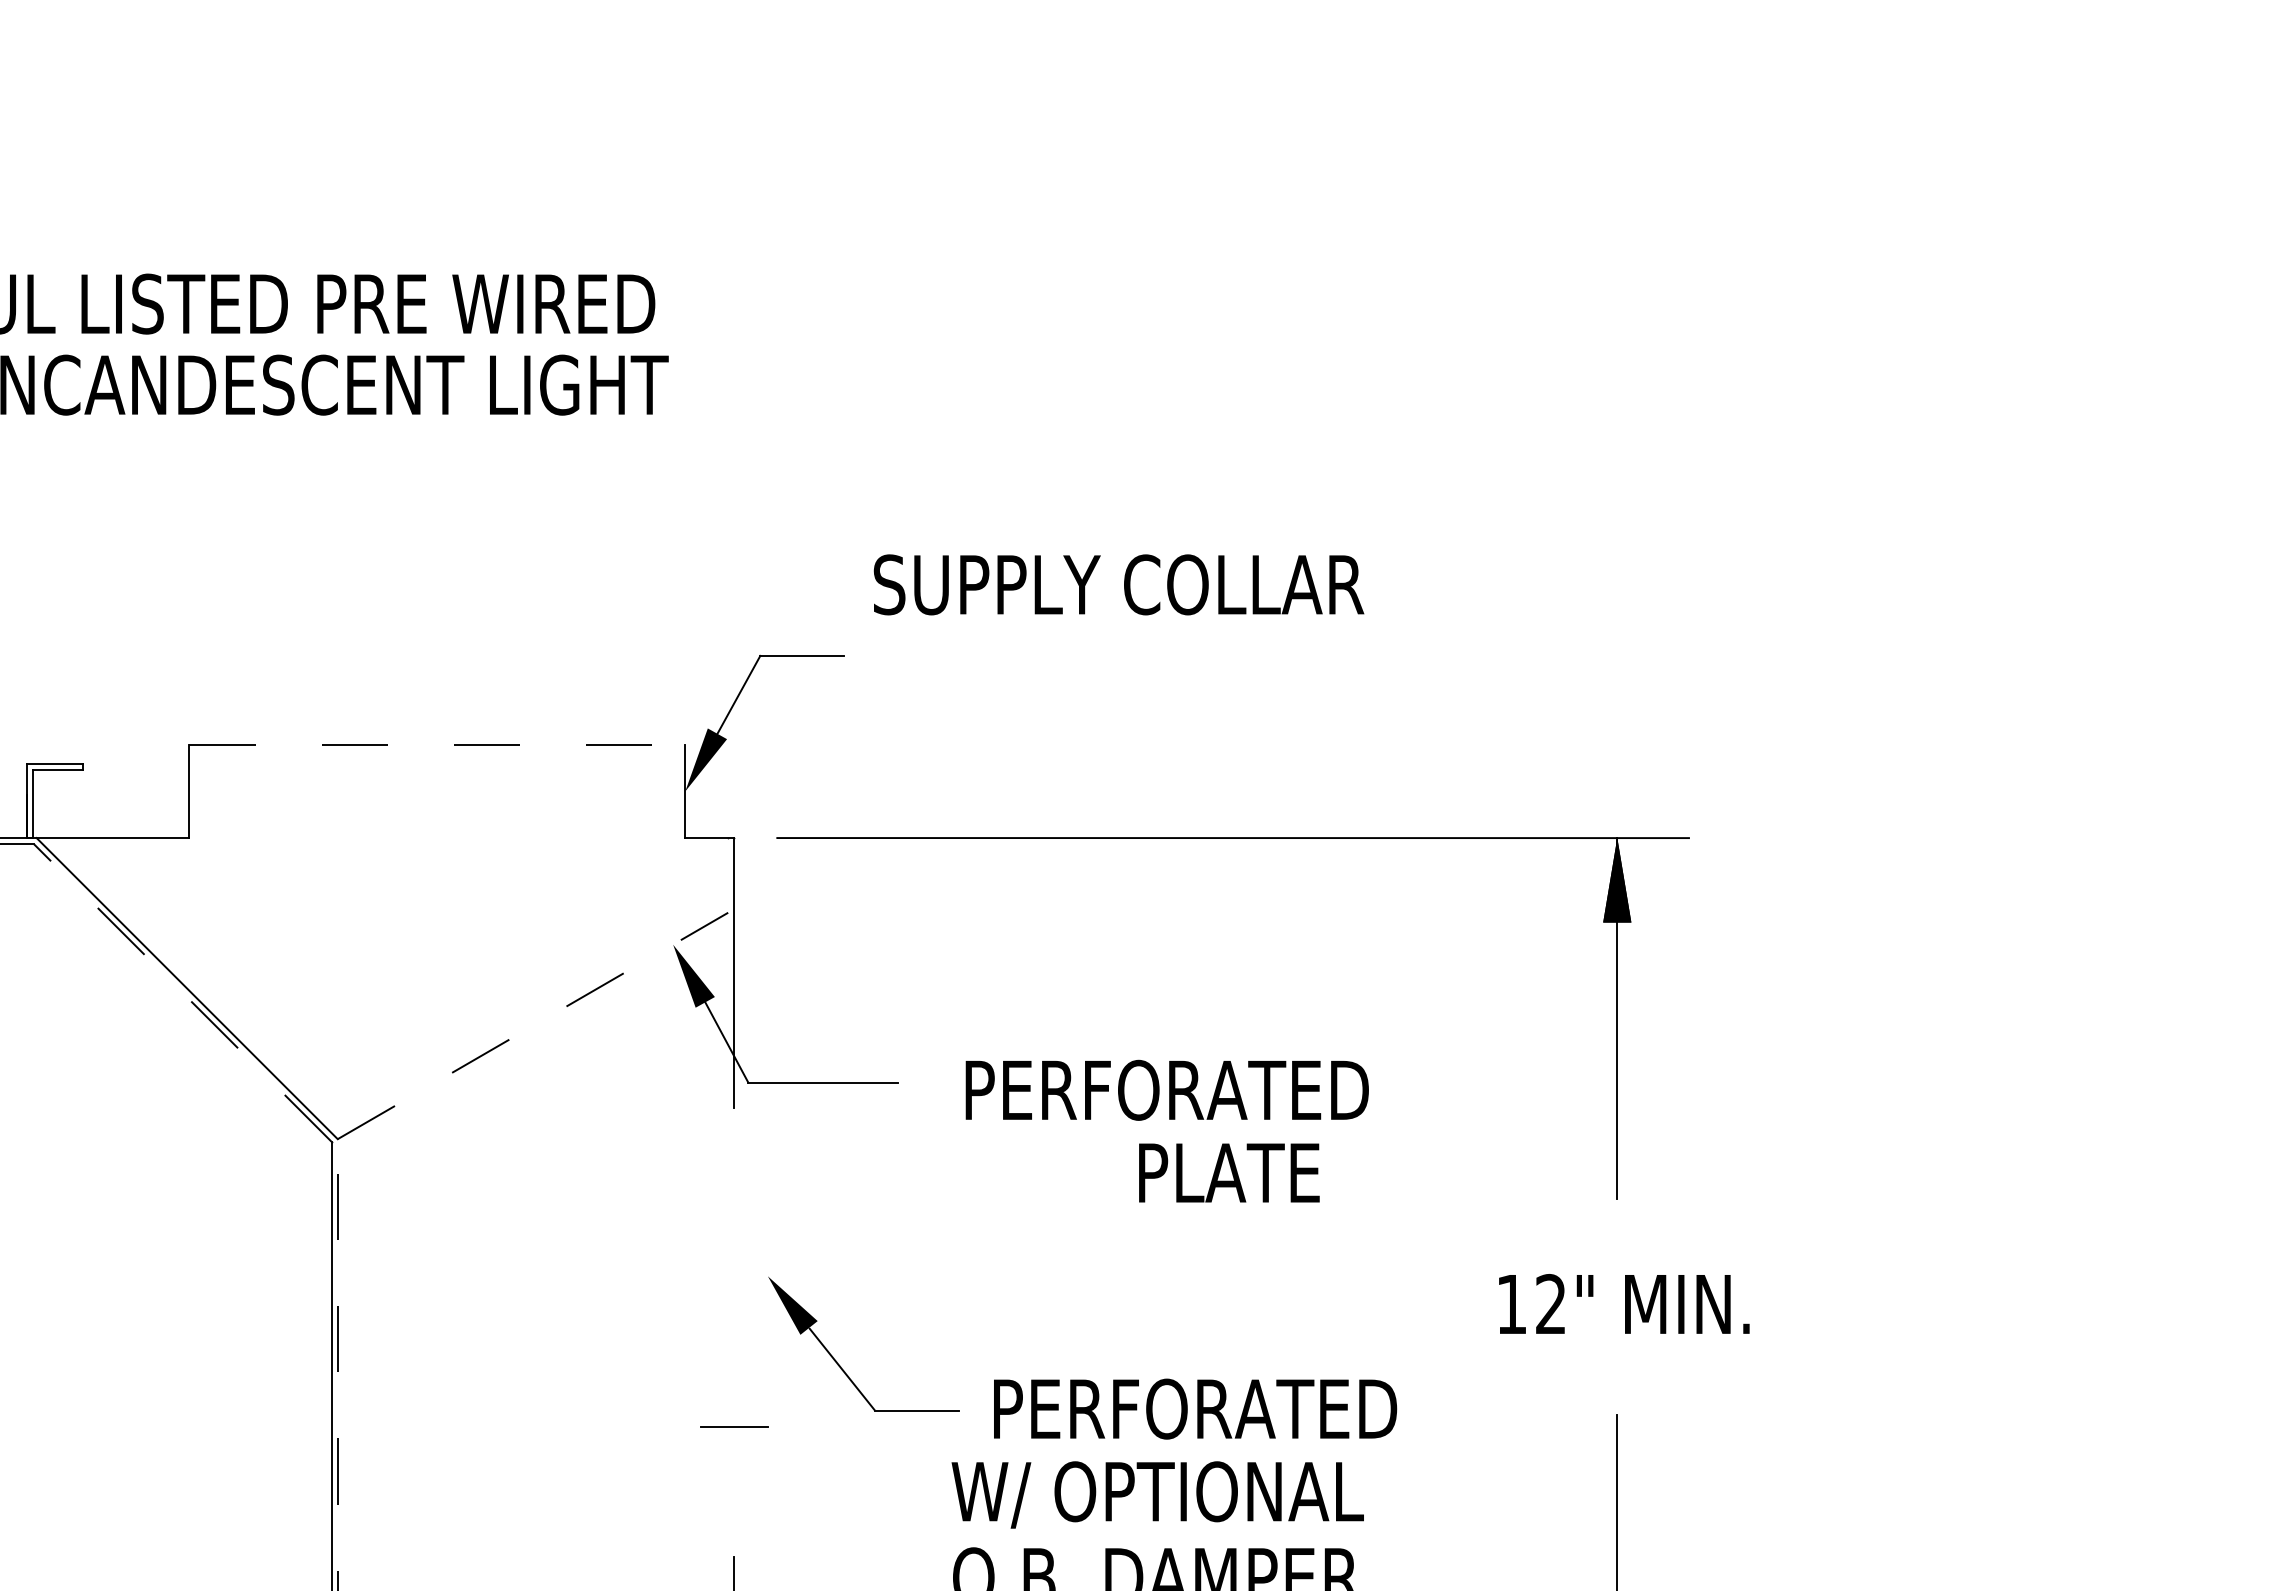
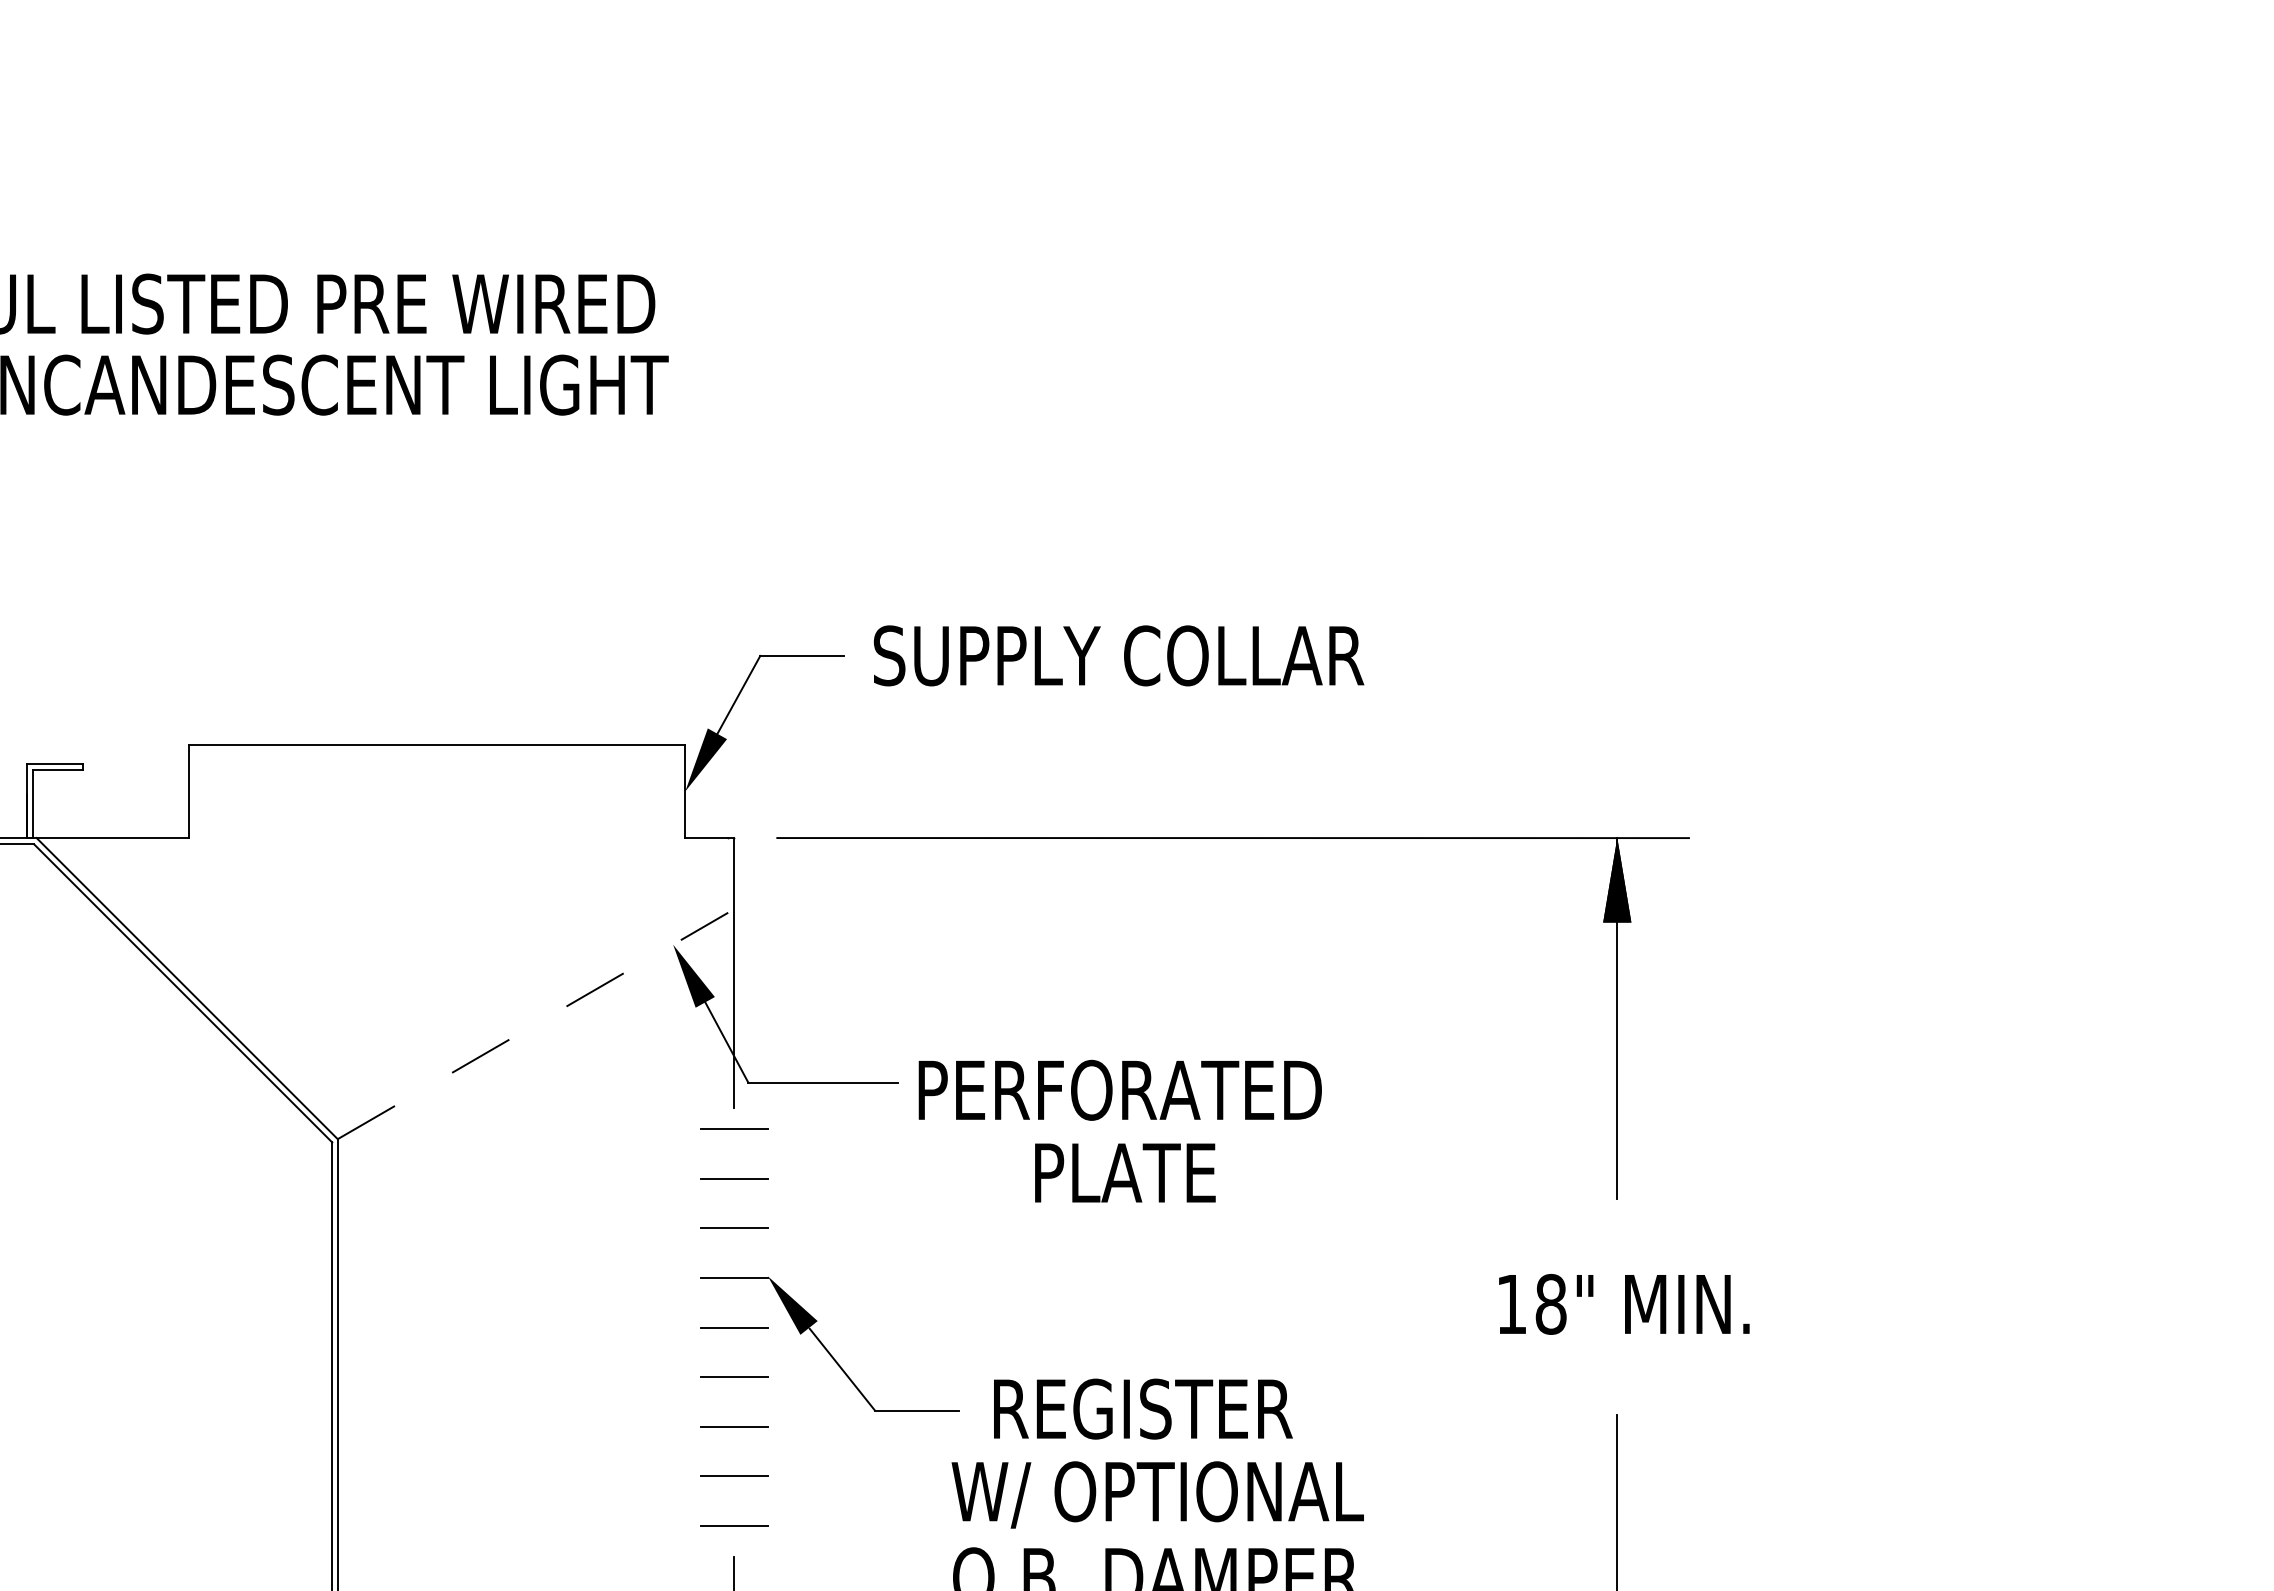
text position: (1118, 584) -> (1118, 655) (1118, 655)
line: dashed -> solid (437, 745)
line: dashed -> solid (182, 992)
text position: (1166, 1089) -> (1119, 1089) (1119, 1089)
line: none -> present (733, 1129)
text position: (1229, 1172) -> (1125, 1172) (1125, 1172)
line: none -> present (733, 1178)
line: none -> present (733, 1228)
line: none -> present (733, 1278)
text: 12" -> 18" (1550, 1304)
line: none -> present (733, 1327)
line: dashed -> solid (337, 1364)
line: none -> present (733, 1377)
text: PERFORATED -> REGISTER (1198, 1408)
line: none -> present (733, 1476)
line: none -> present (733, 1525)
